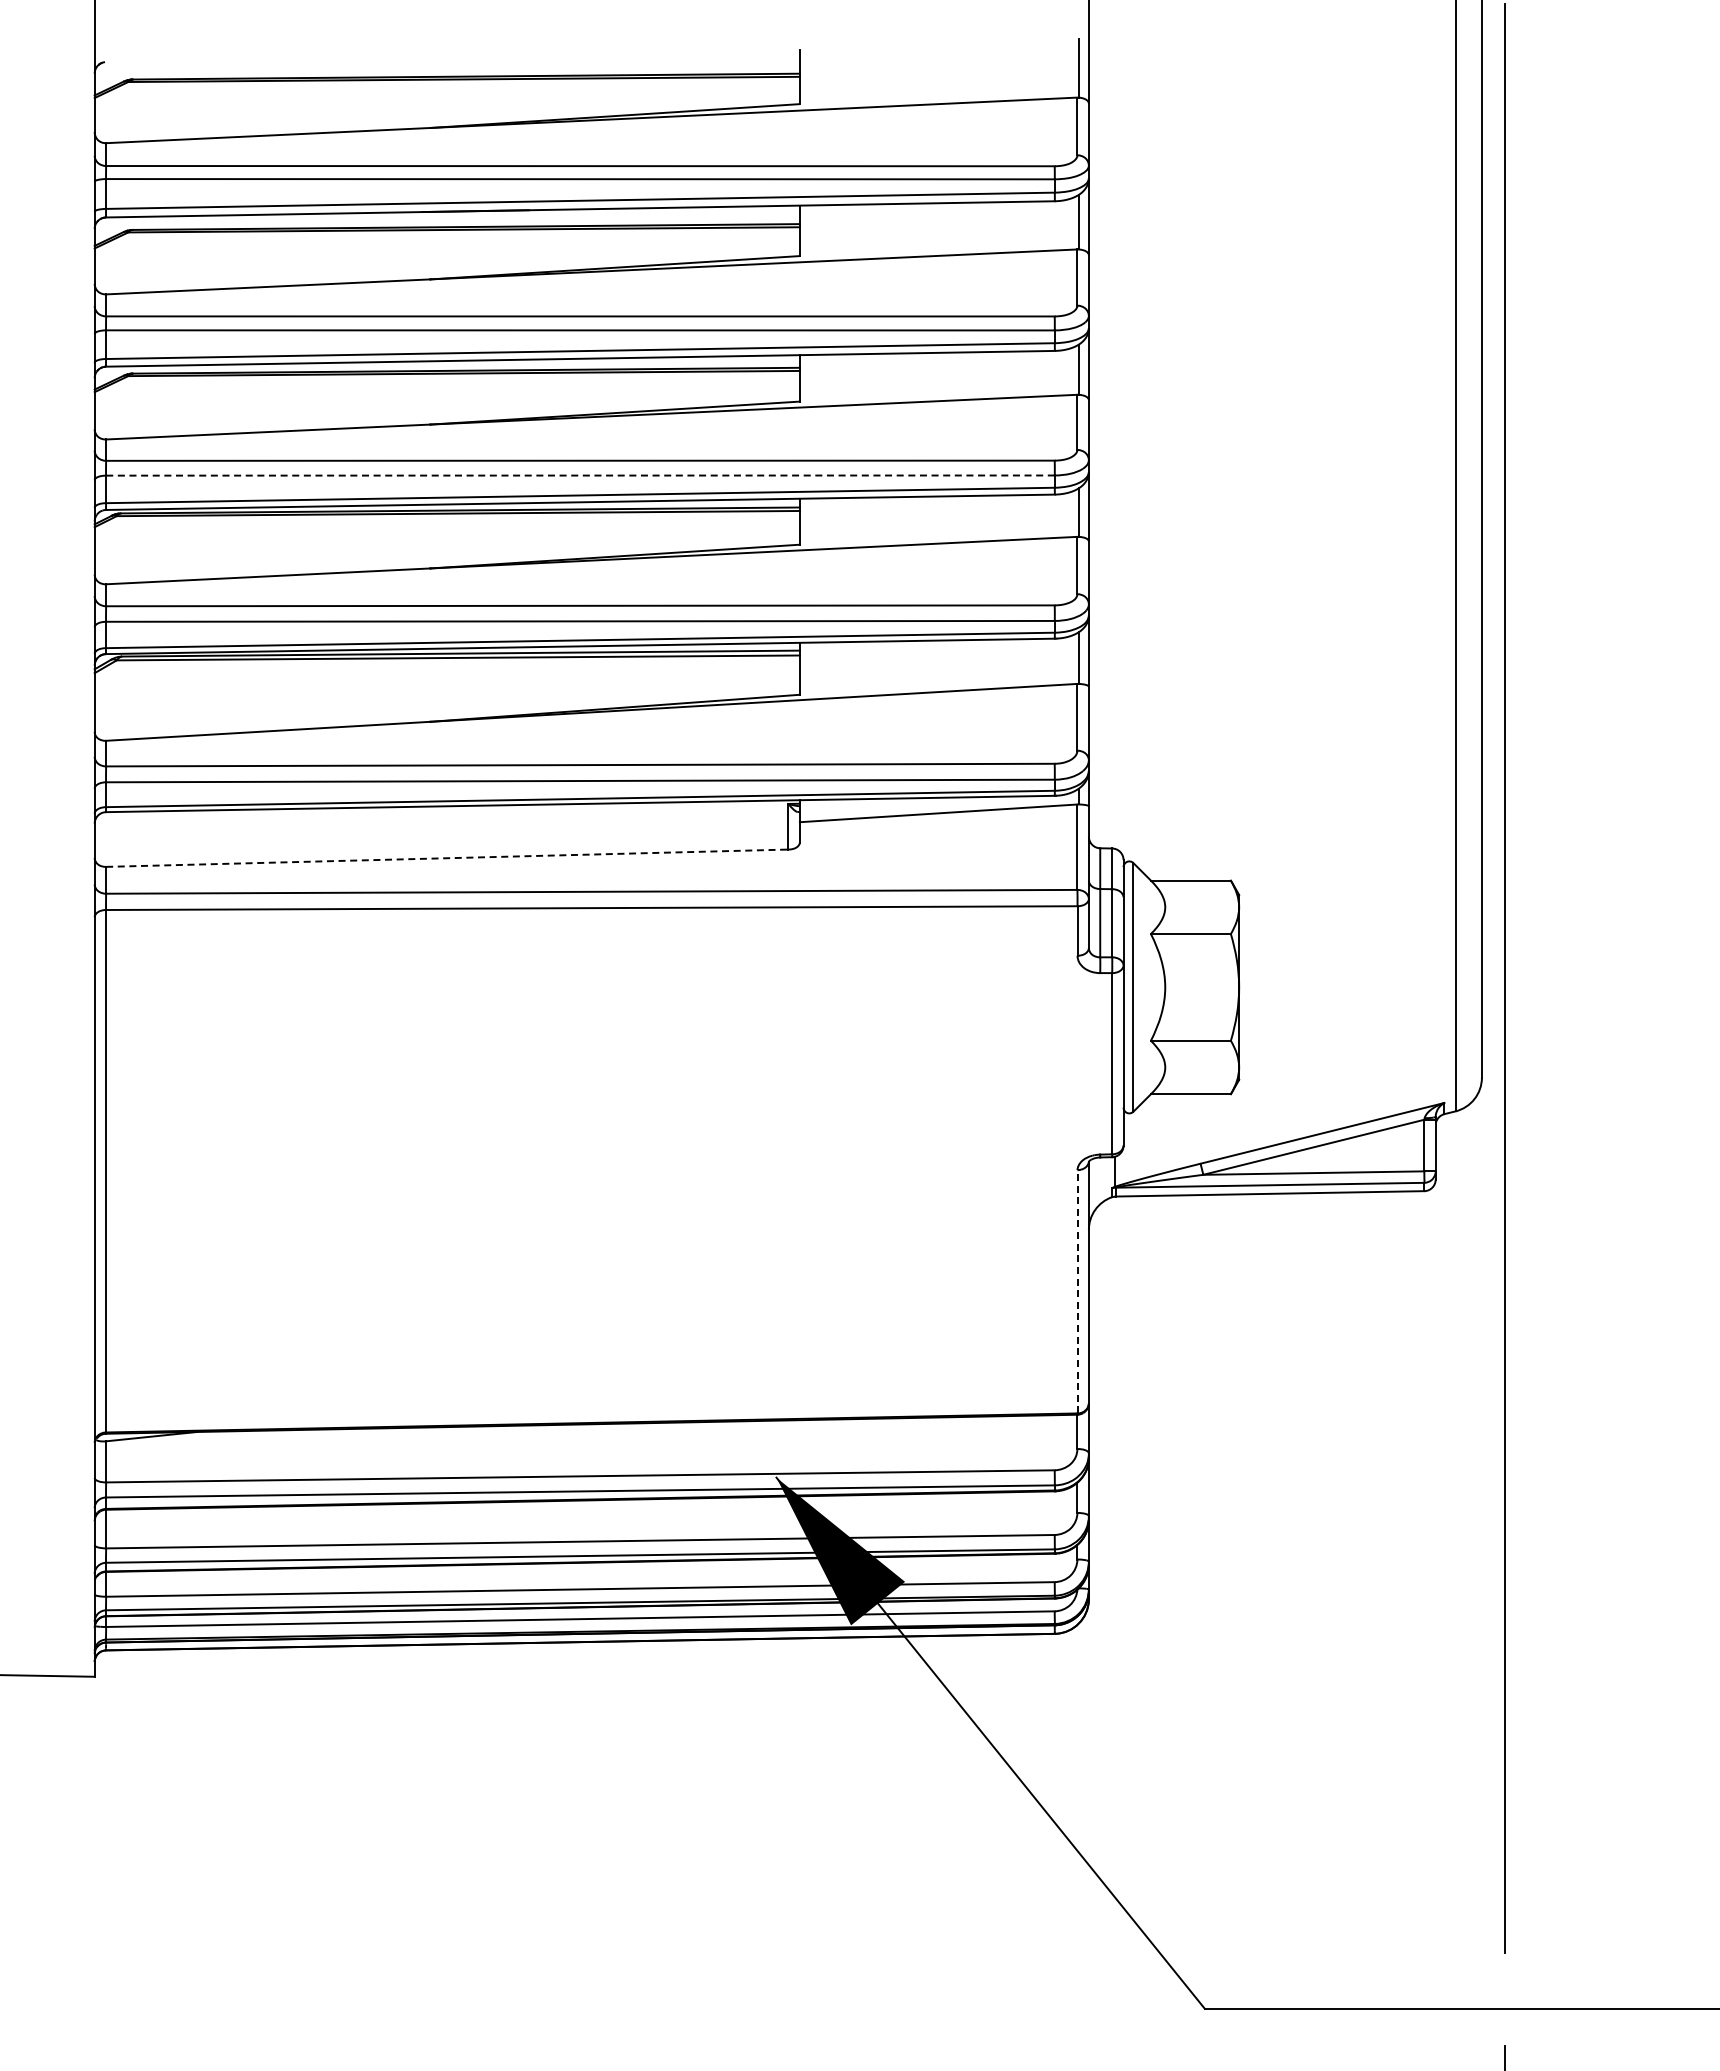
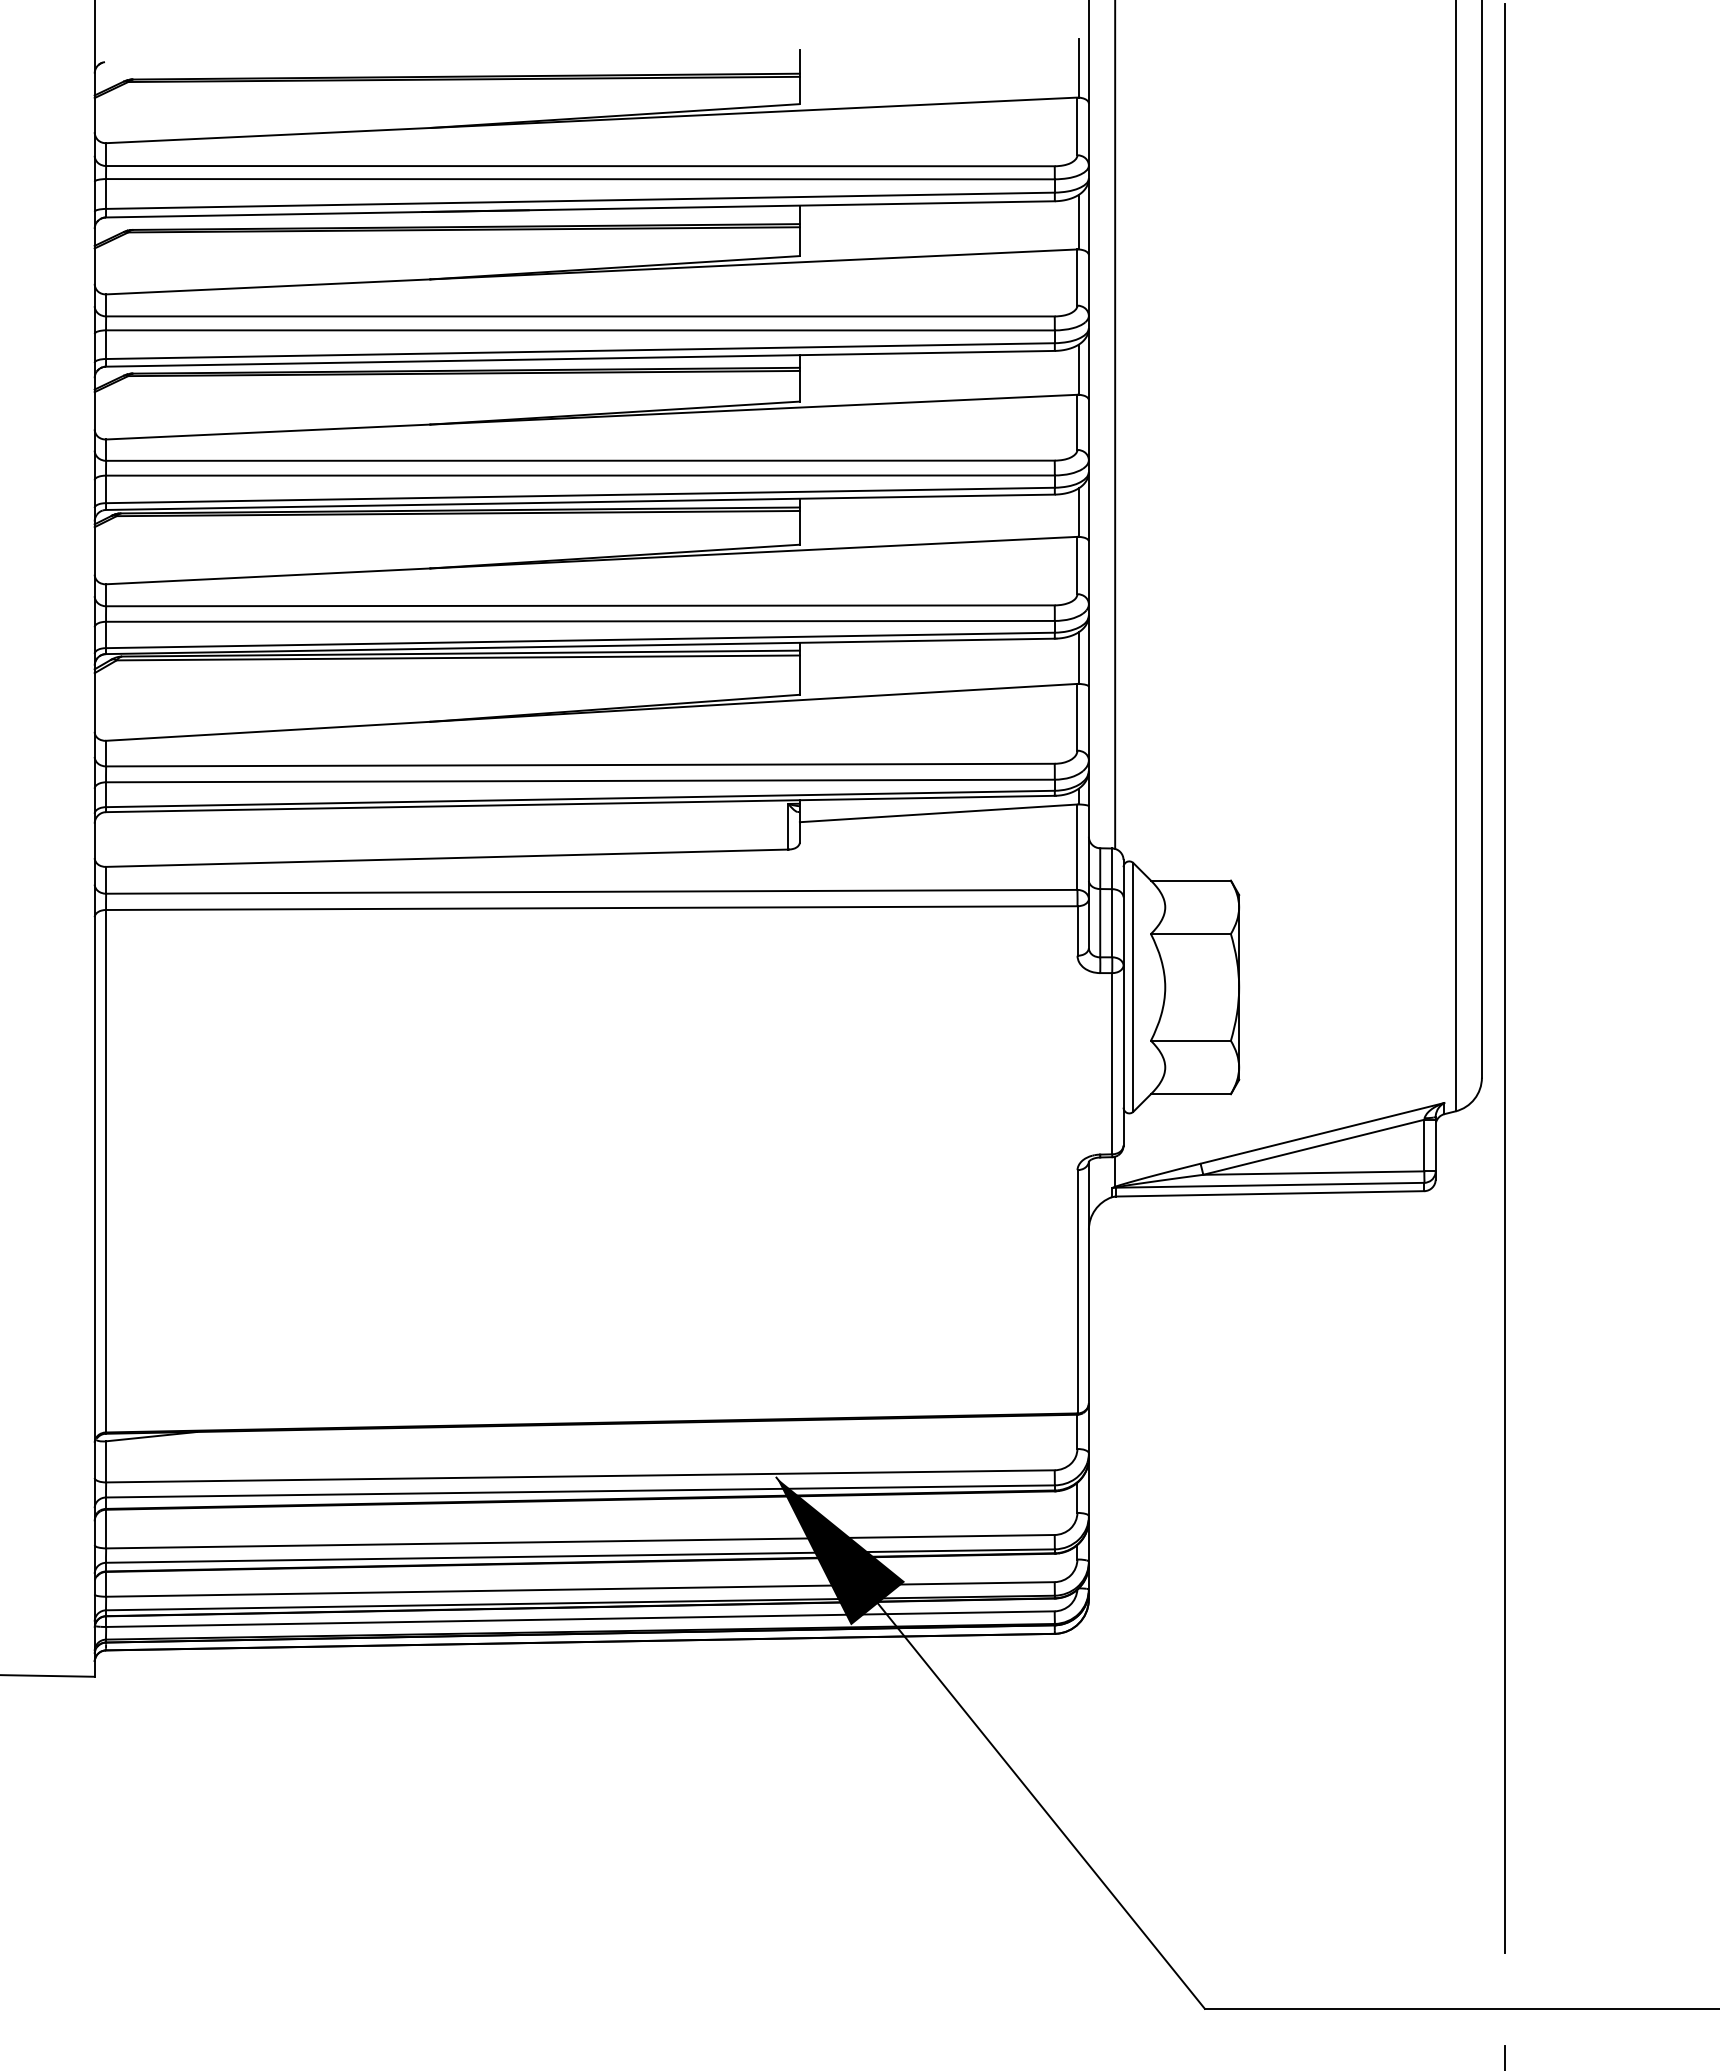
line: none -> present (1115, 425)
line: dashed -> solid (579, 475)
line: dashed -> solid (448, 858)
line: dashed -> solid (1077, 1291)
